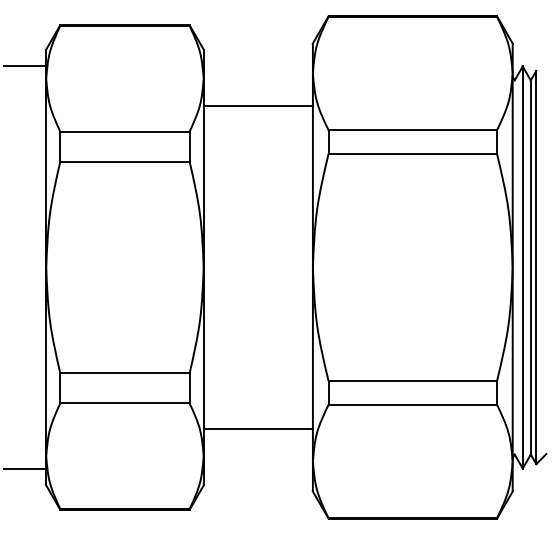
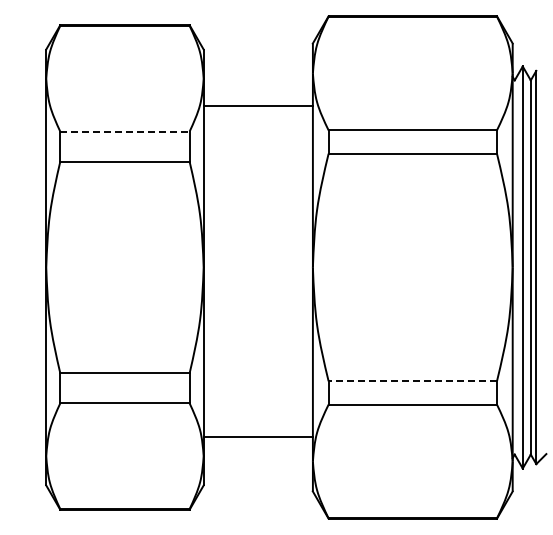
line: present -> none (24, 66)
line: solid -> dashed (124, 131)
line: solid -> dashed (412, 381)
line position: (257, 428) -> (257, 436) (257, 436)
line: present -> none (24, 468)
